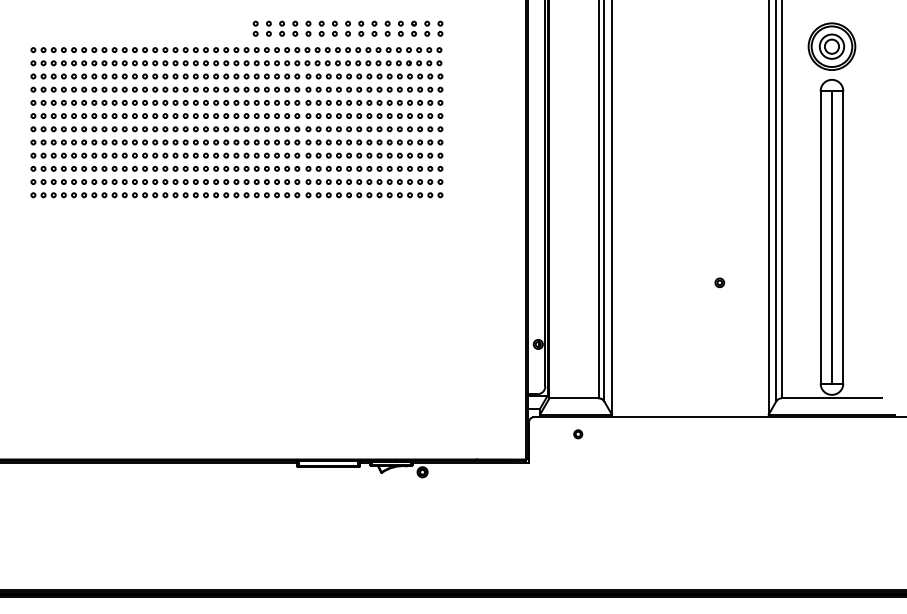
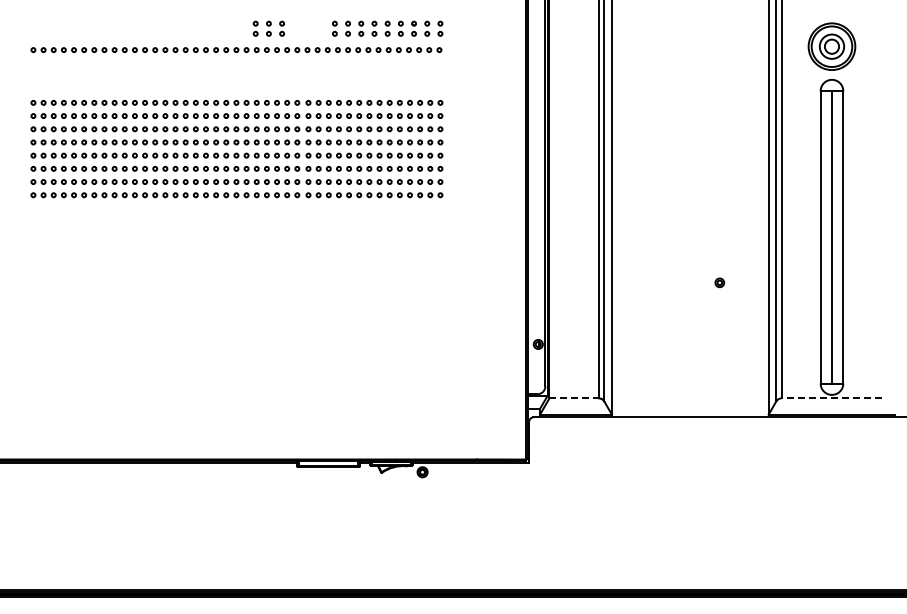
part: present -> none (308, 28)
part: present -> none (236, 76)
line: solid -> dashed (574, 398)
line: solid -> dashed (831, 398)
part: present -> none (578, 434)
